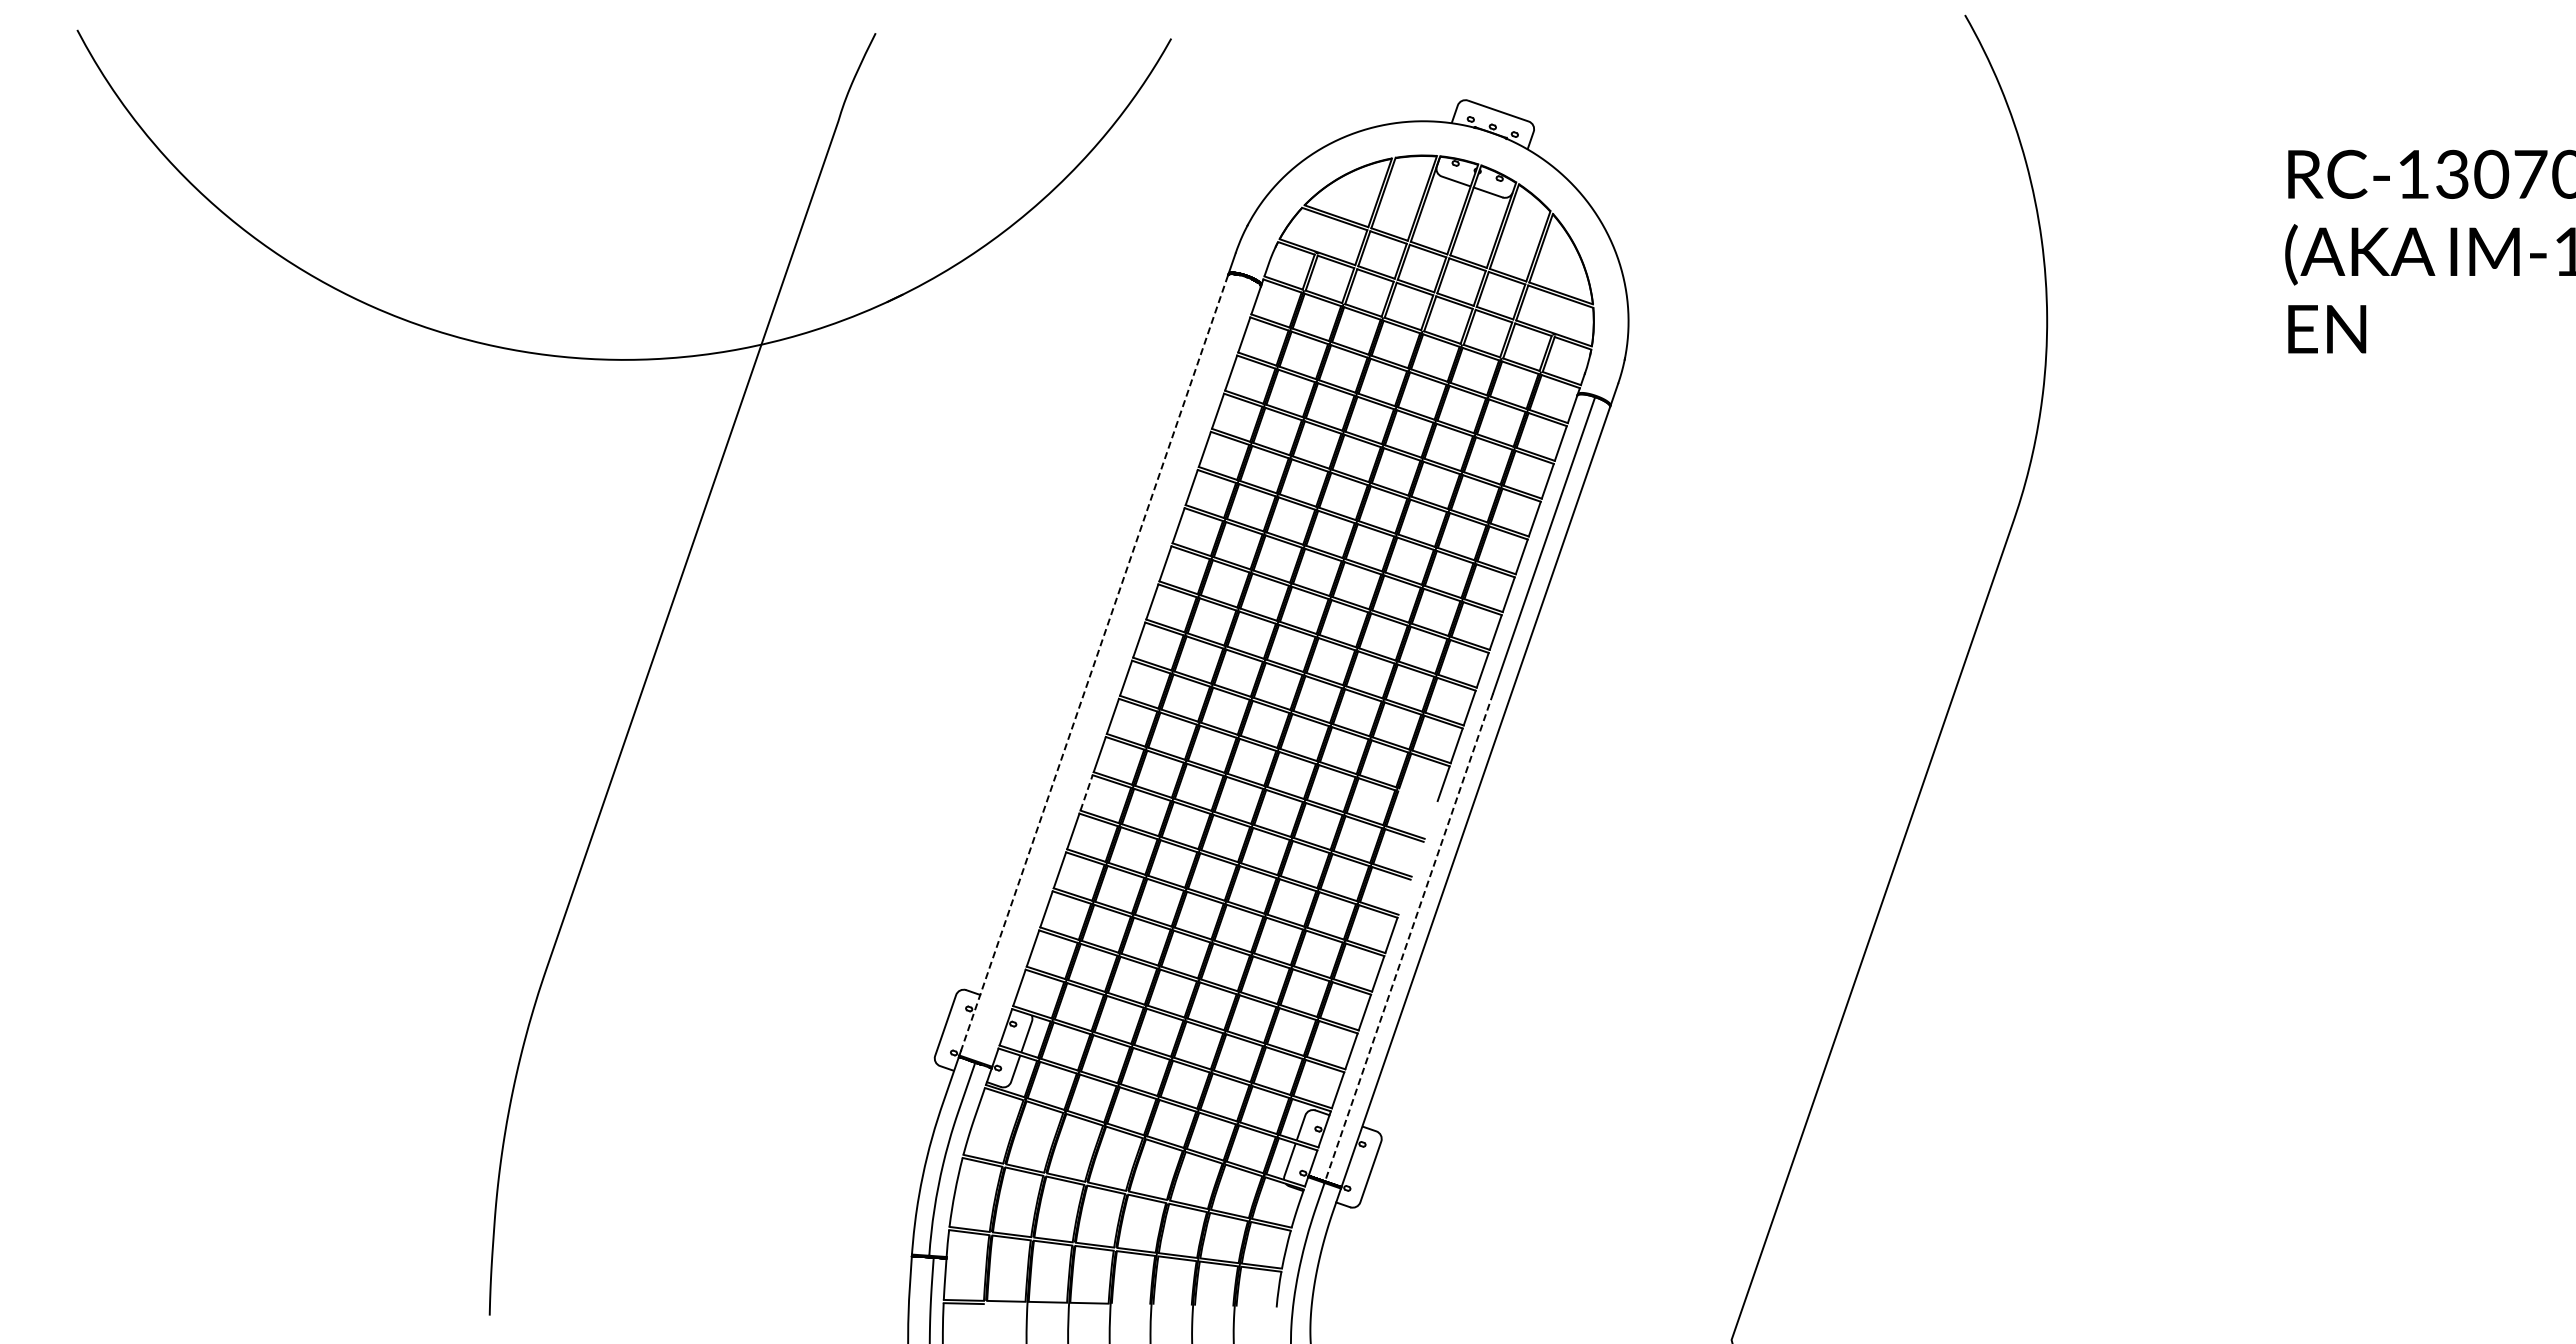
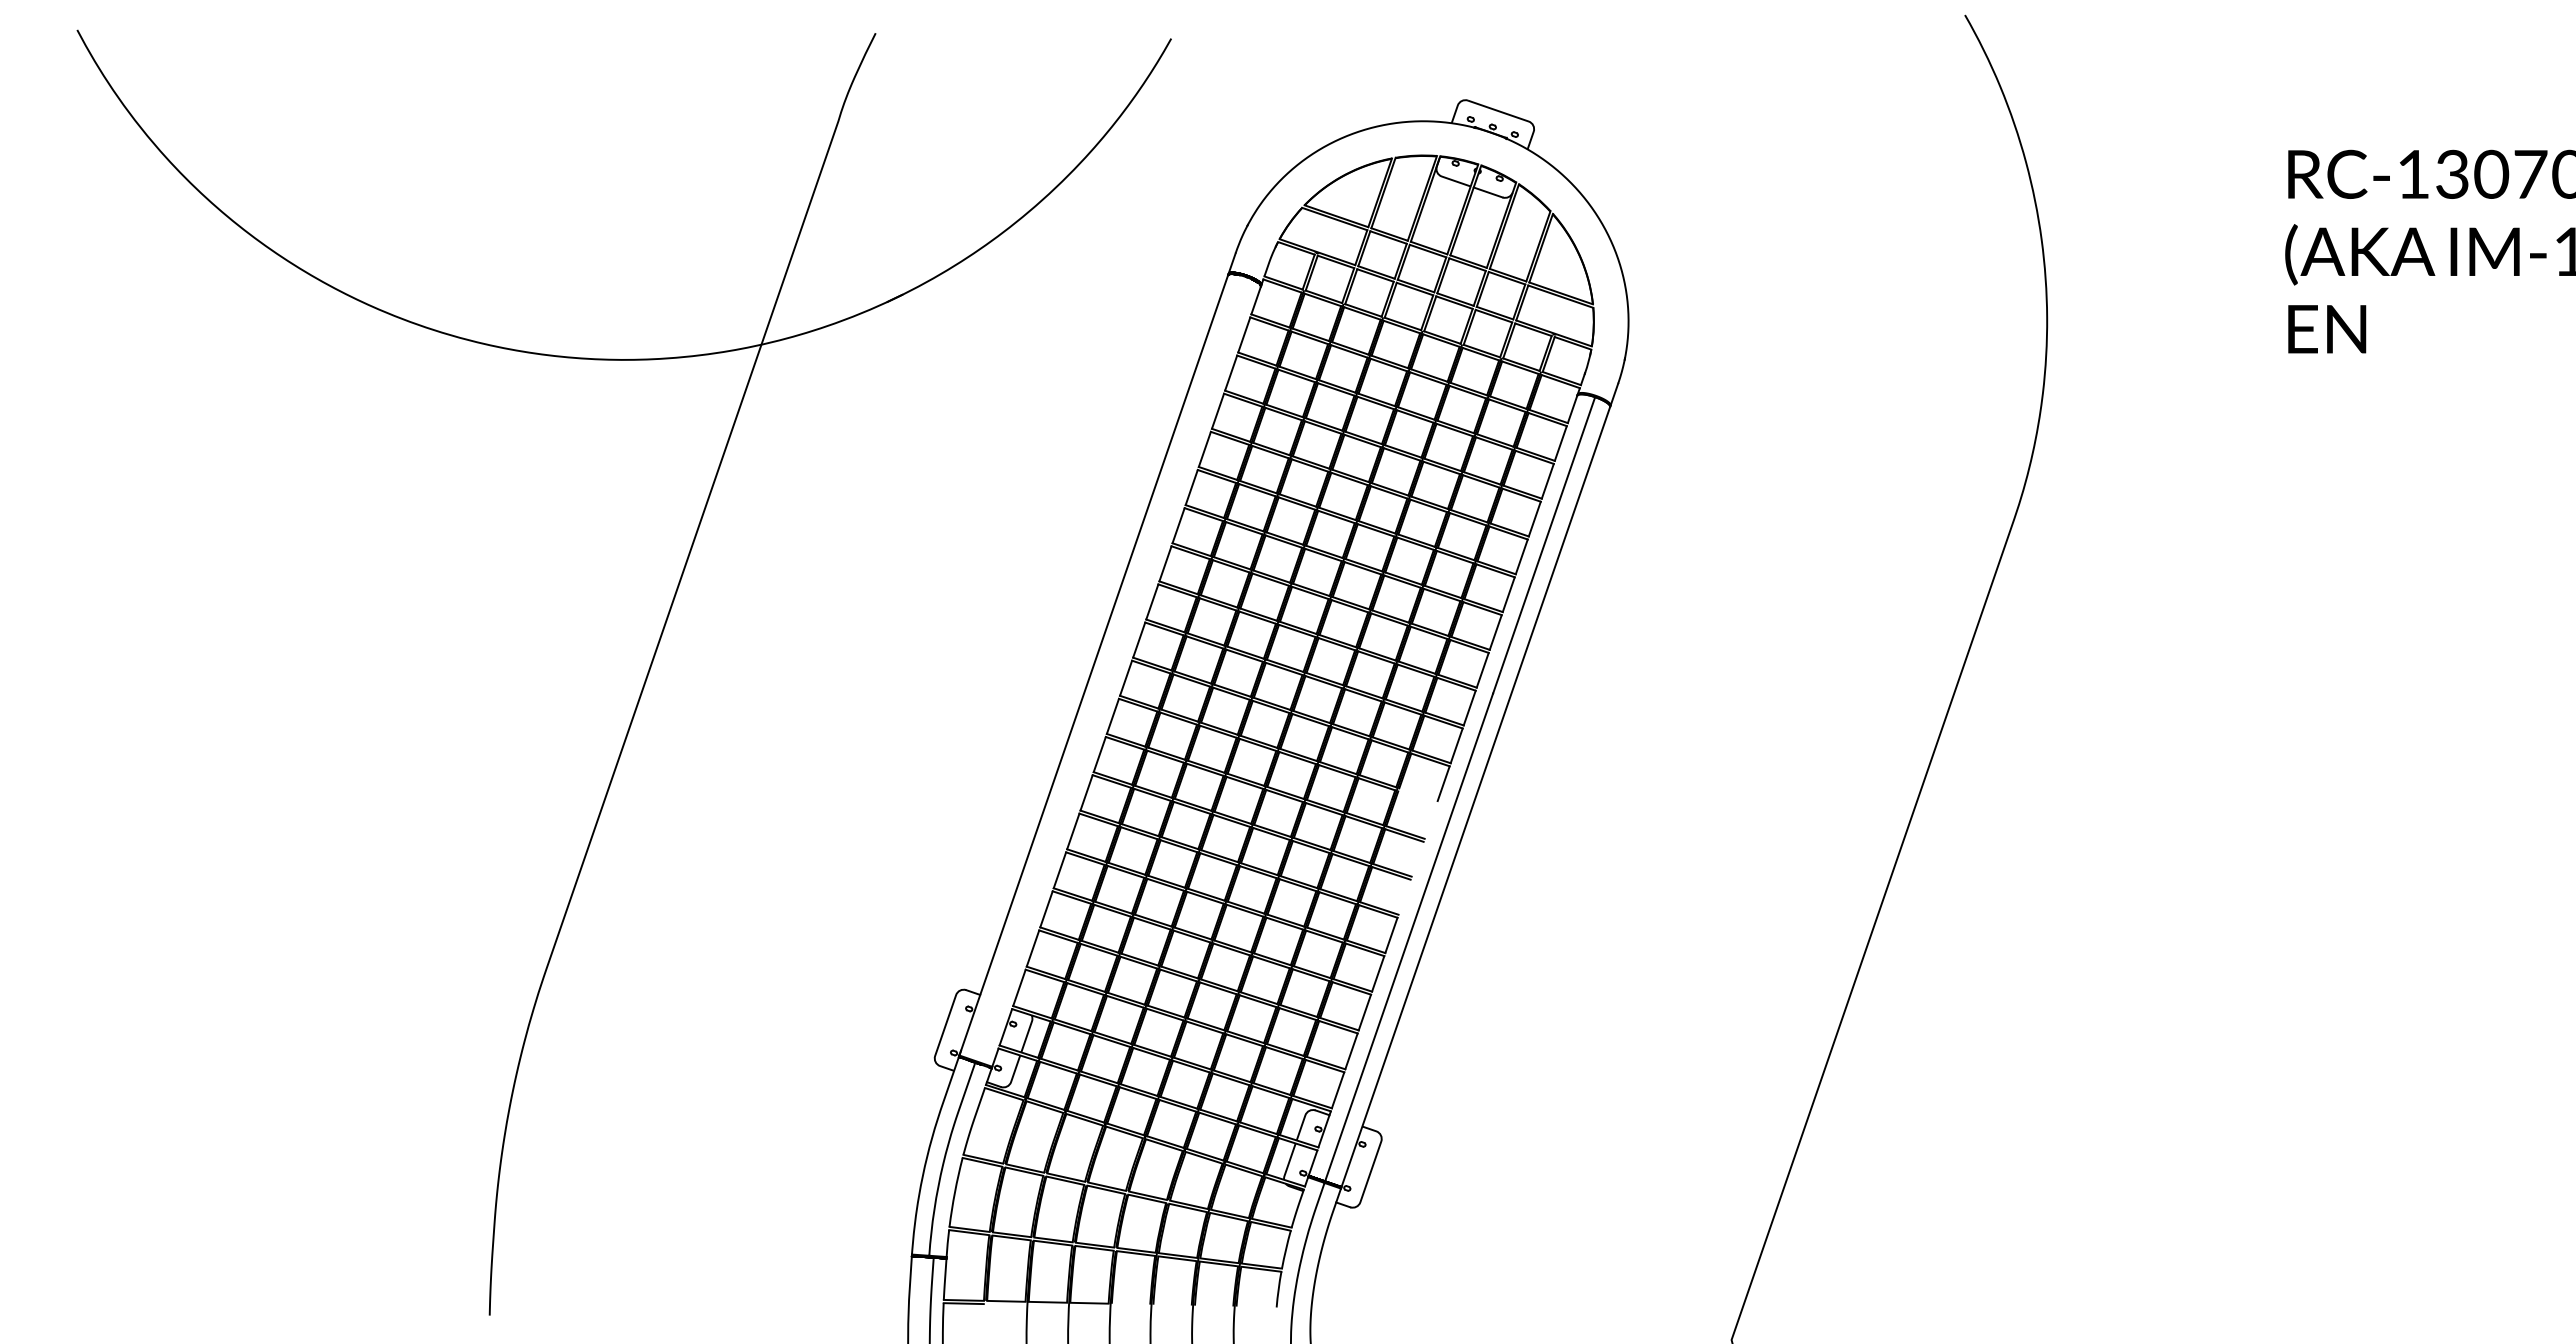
line: dashed -> solid (1093, 665)
line: dashed -> solid (1086, 792)
line: dashed -> solid (1409, 937)
